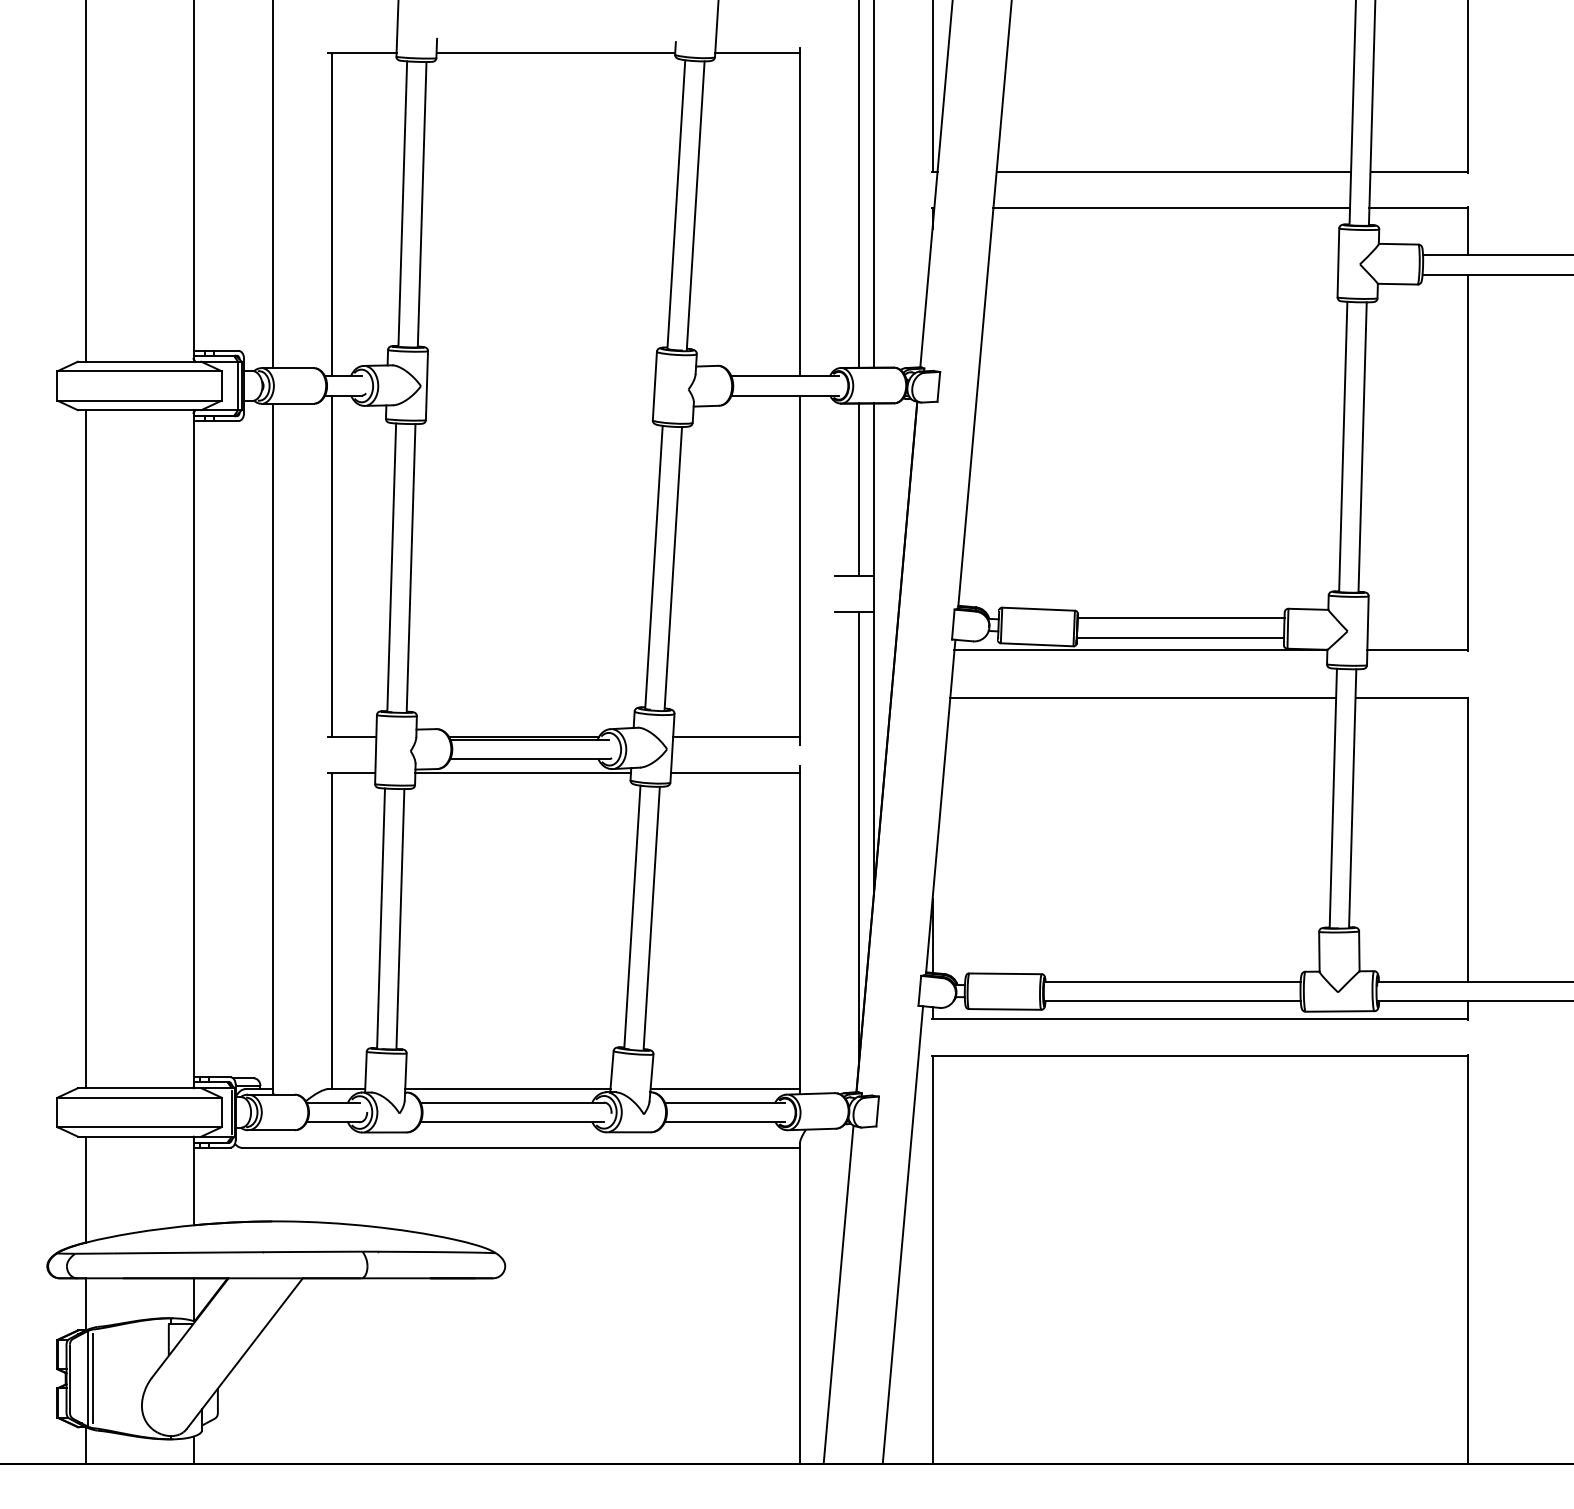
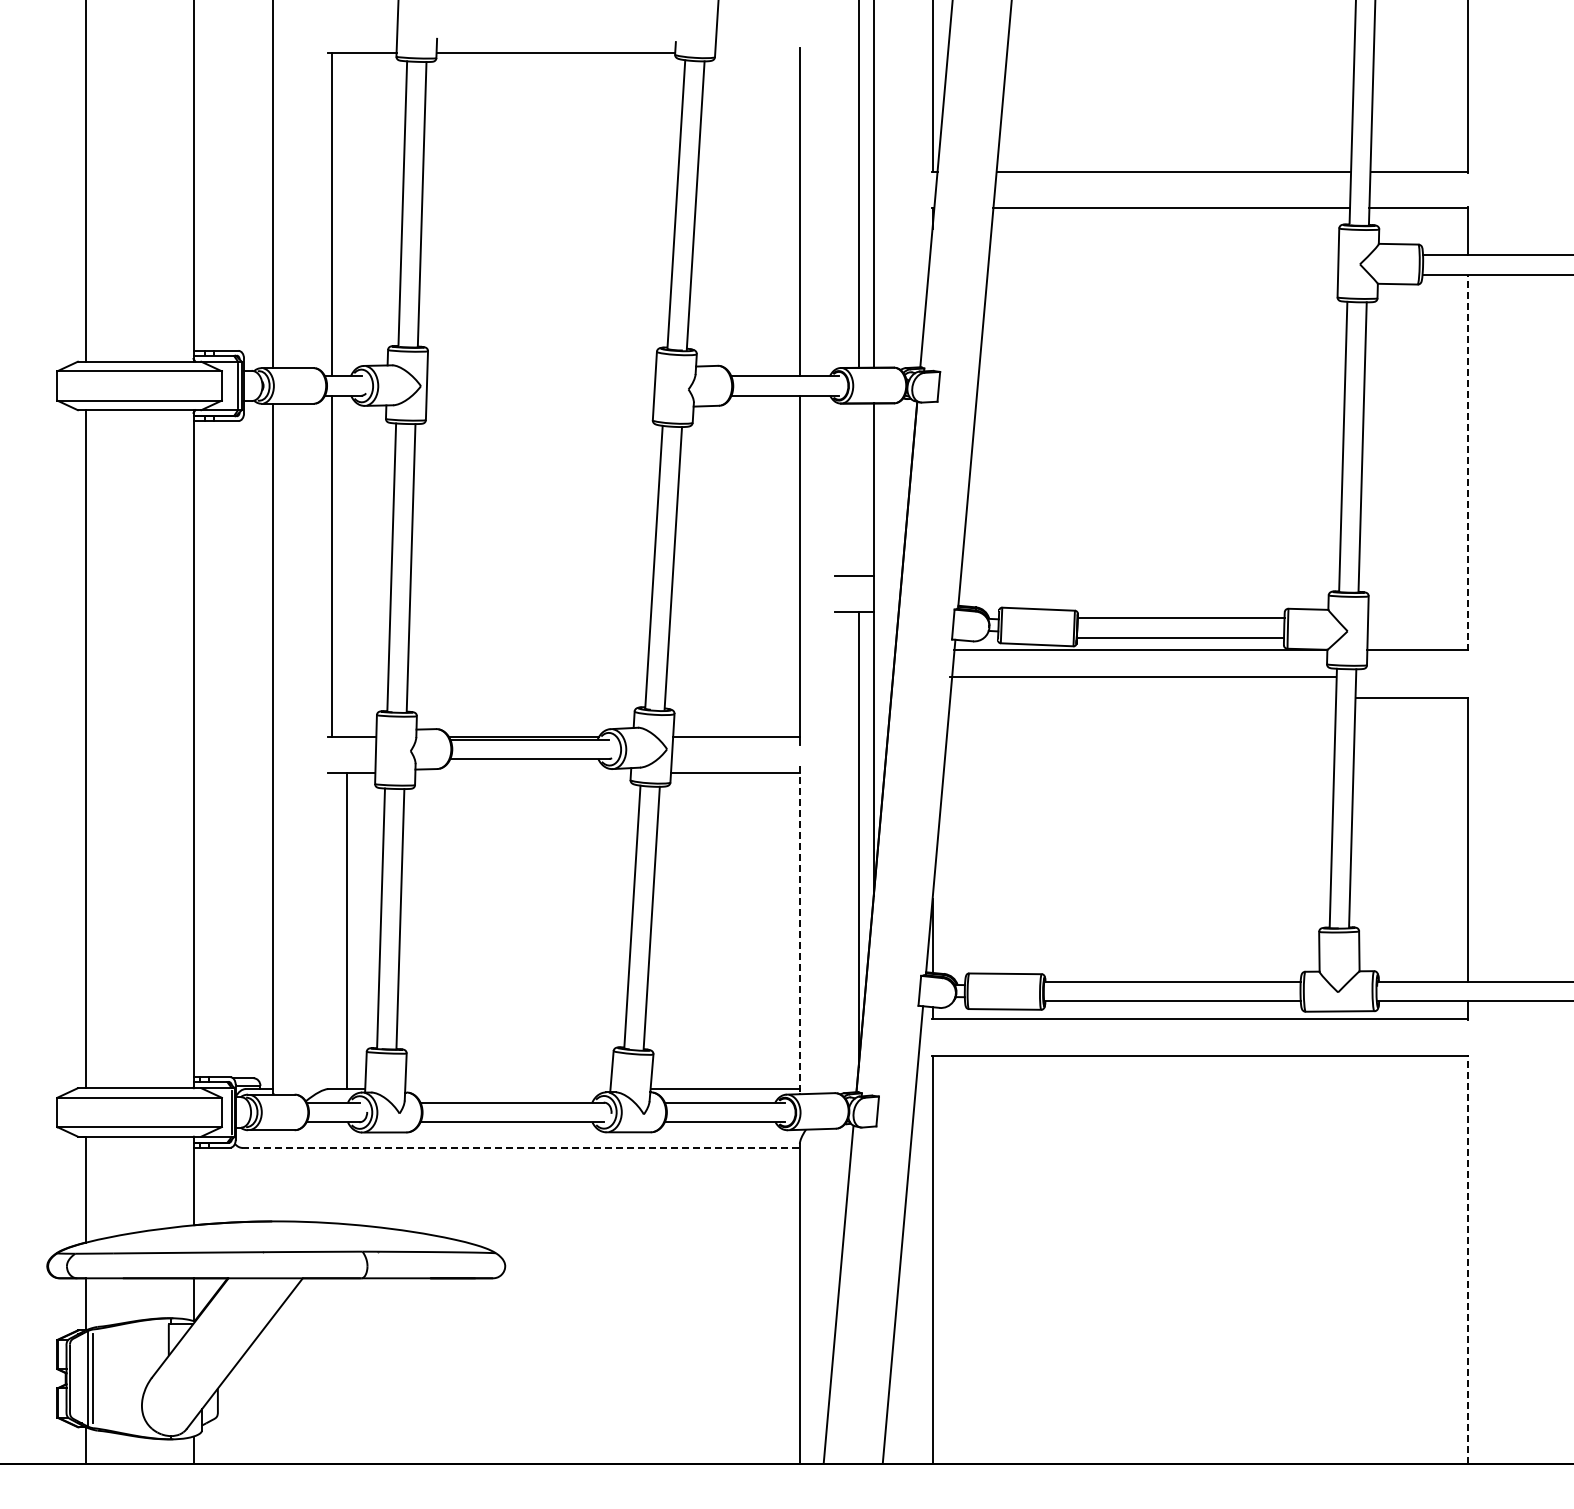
line: present -> none (757, 53)
line: solid -> dashed (1468, 462)
line: present -> none (858, 489)
line position: (1143, 698) -> (1143, 677) (1143, 677)
line: present -> none (522, 773)
line: solid -> dashed (799, 929)
line position: (332, 931) -> (347, 931) (347, 931)
line: present -> none (507, 1089)
line: solid -> dashed (521, 1147)
line: solid -> dashed (1468, 1259)
